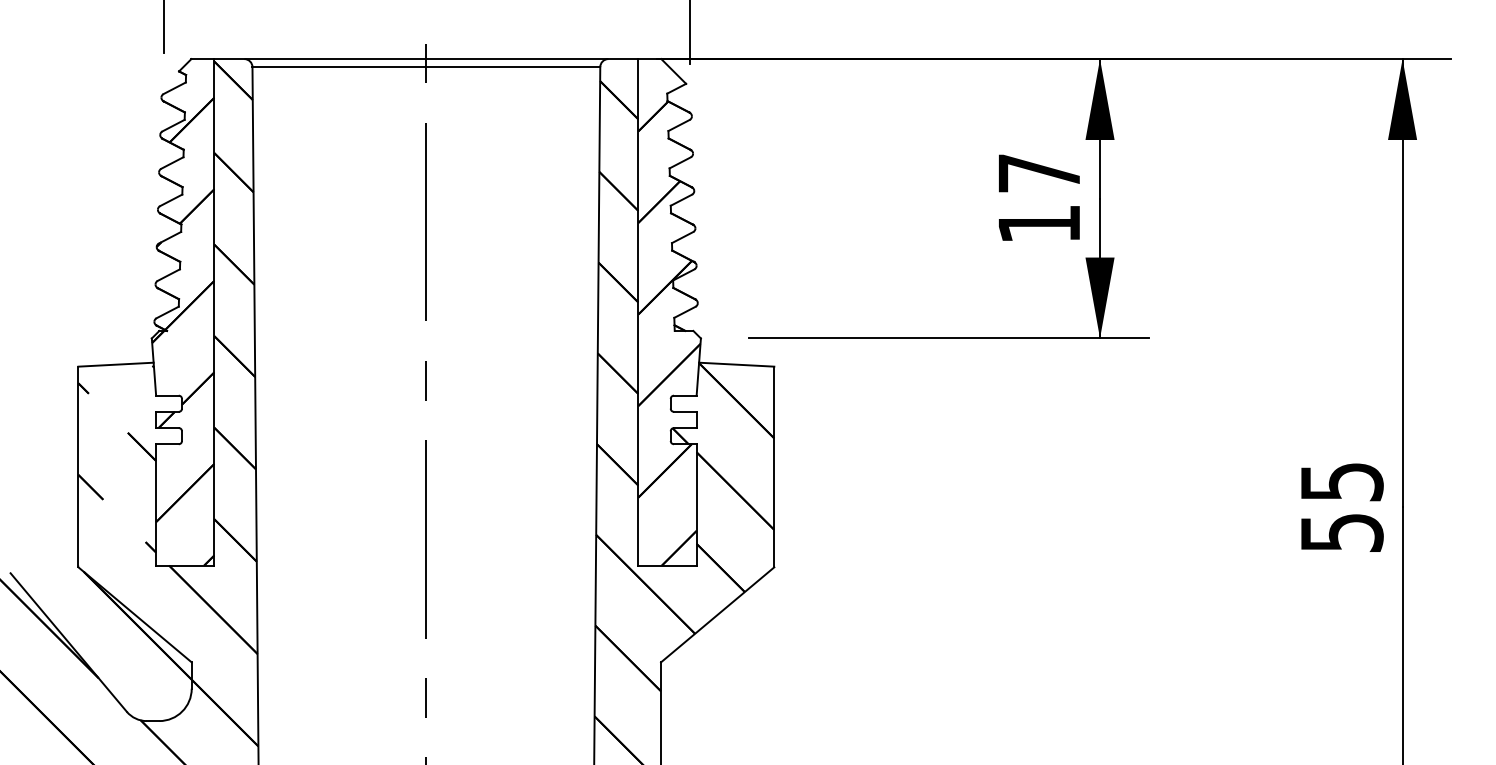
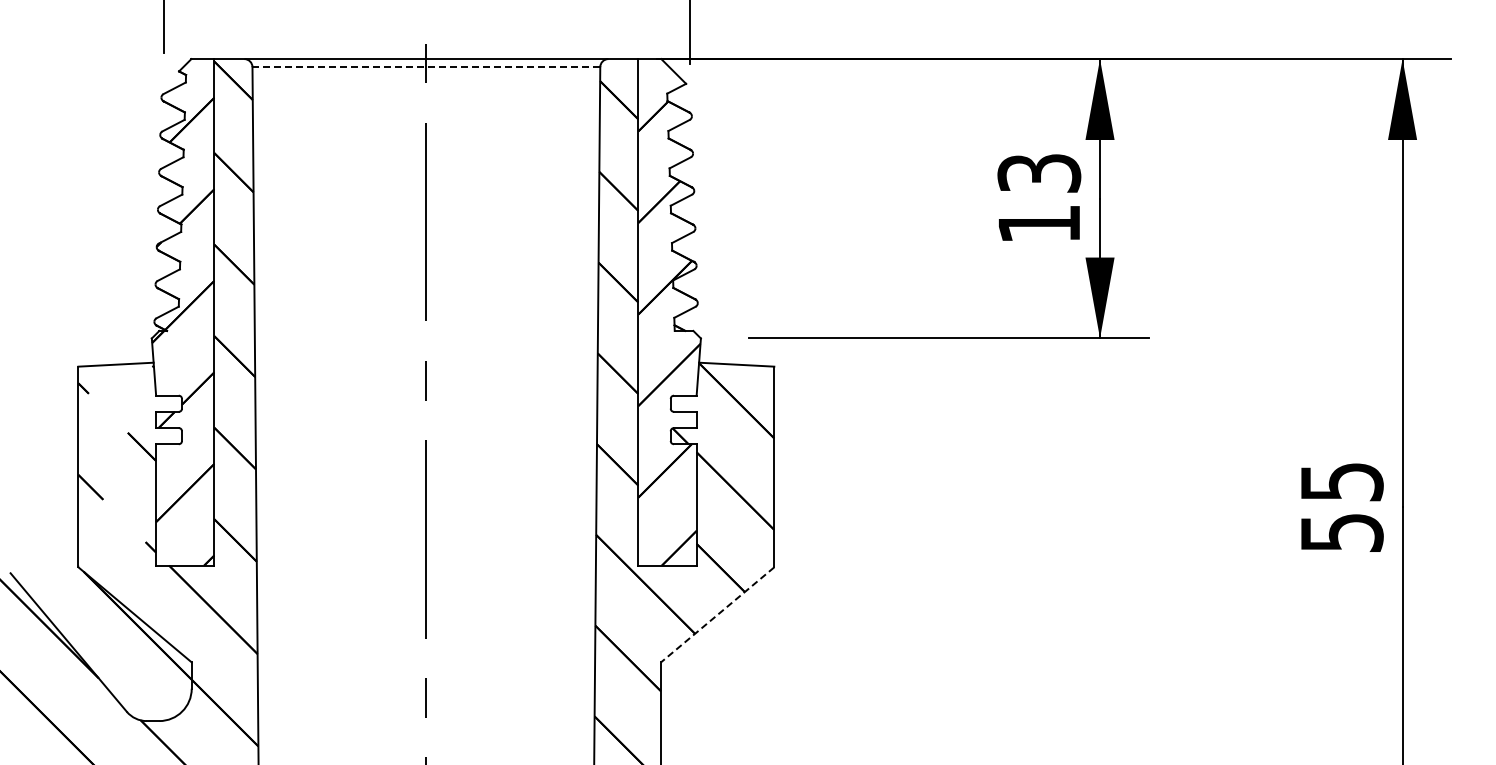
line: solid -> dashed (426, 67)
text: 17 -> 13 (1039, 173)
line: solid -> dashed (717, 614)
